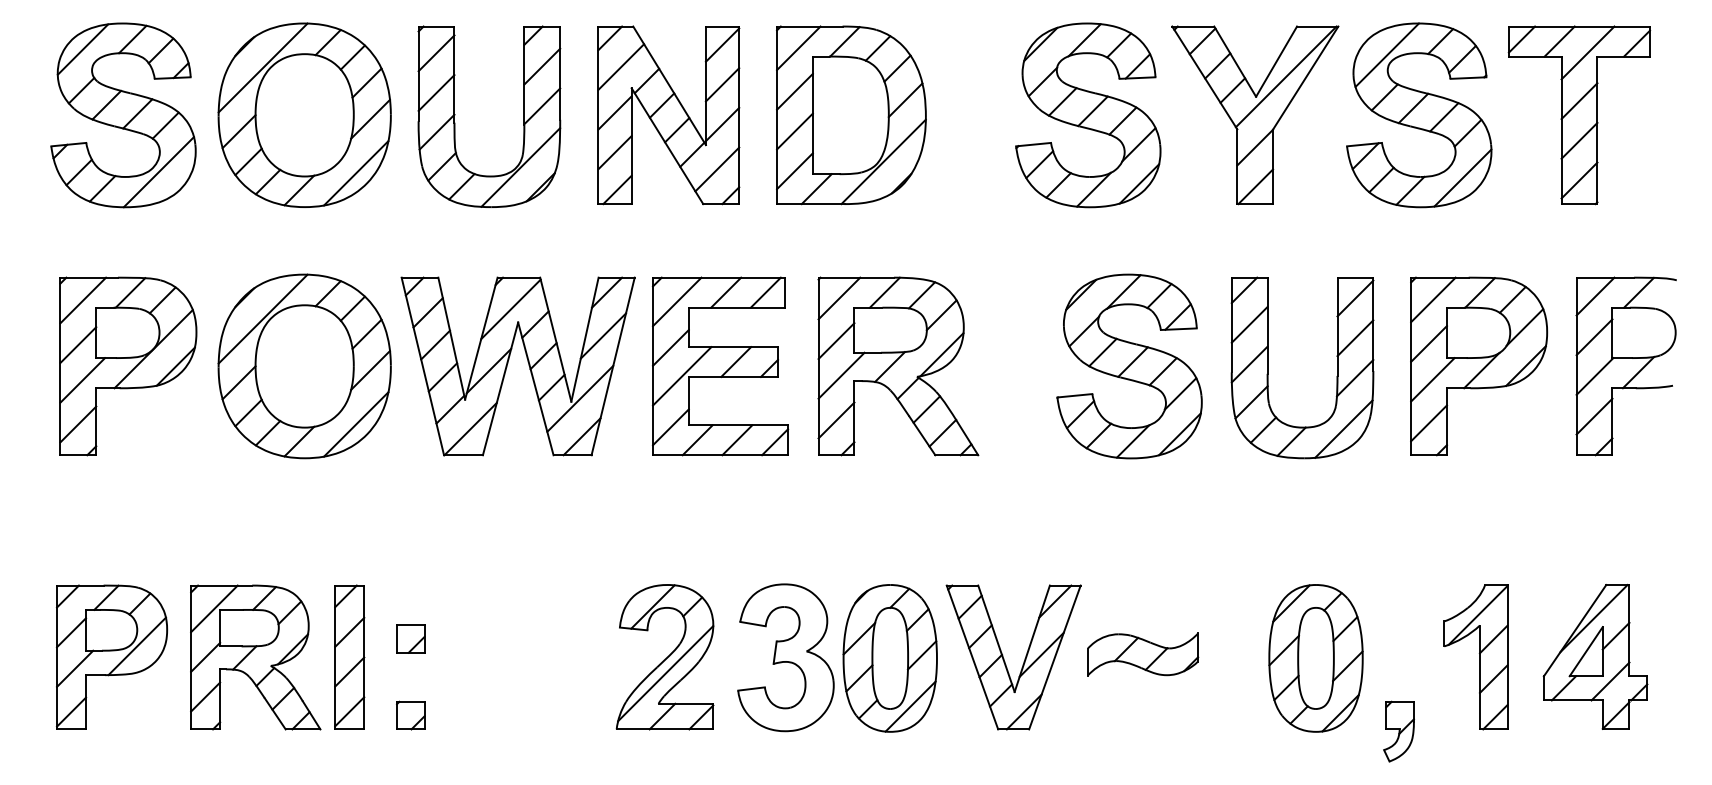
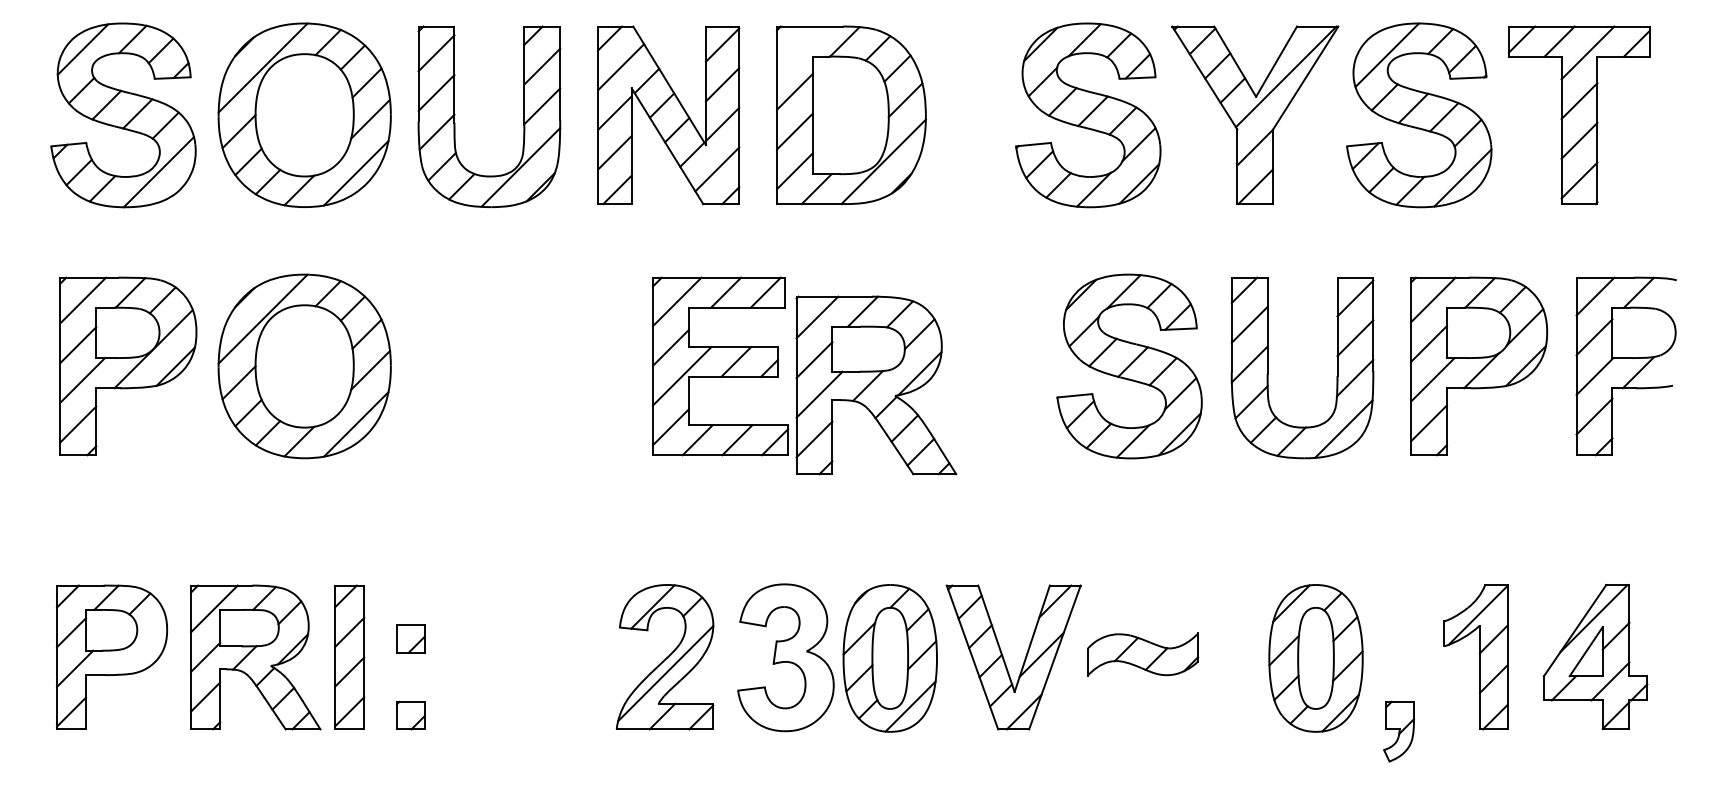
line: present -> none (798, 48)
part: present -> none (508, 363)
part position: (898, 366) -> (876, 385) (876, 385)
line: present -> none (136, 646)
